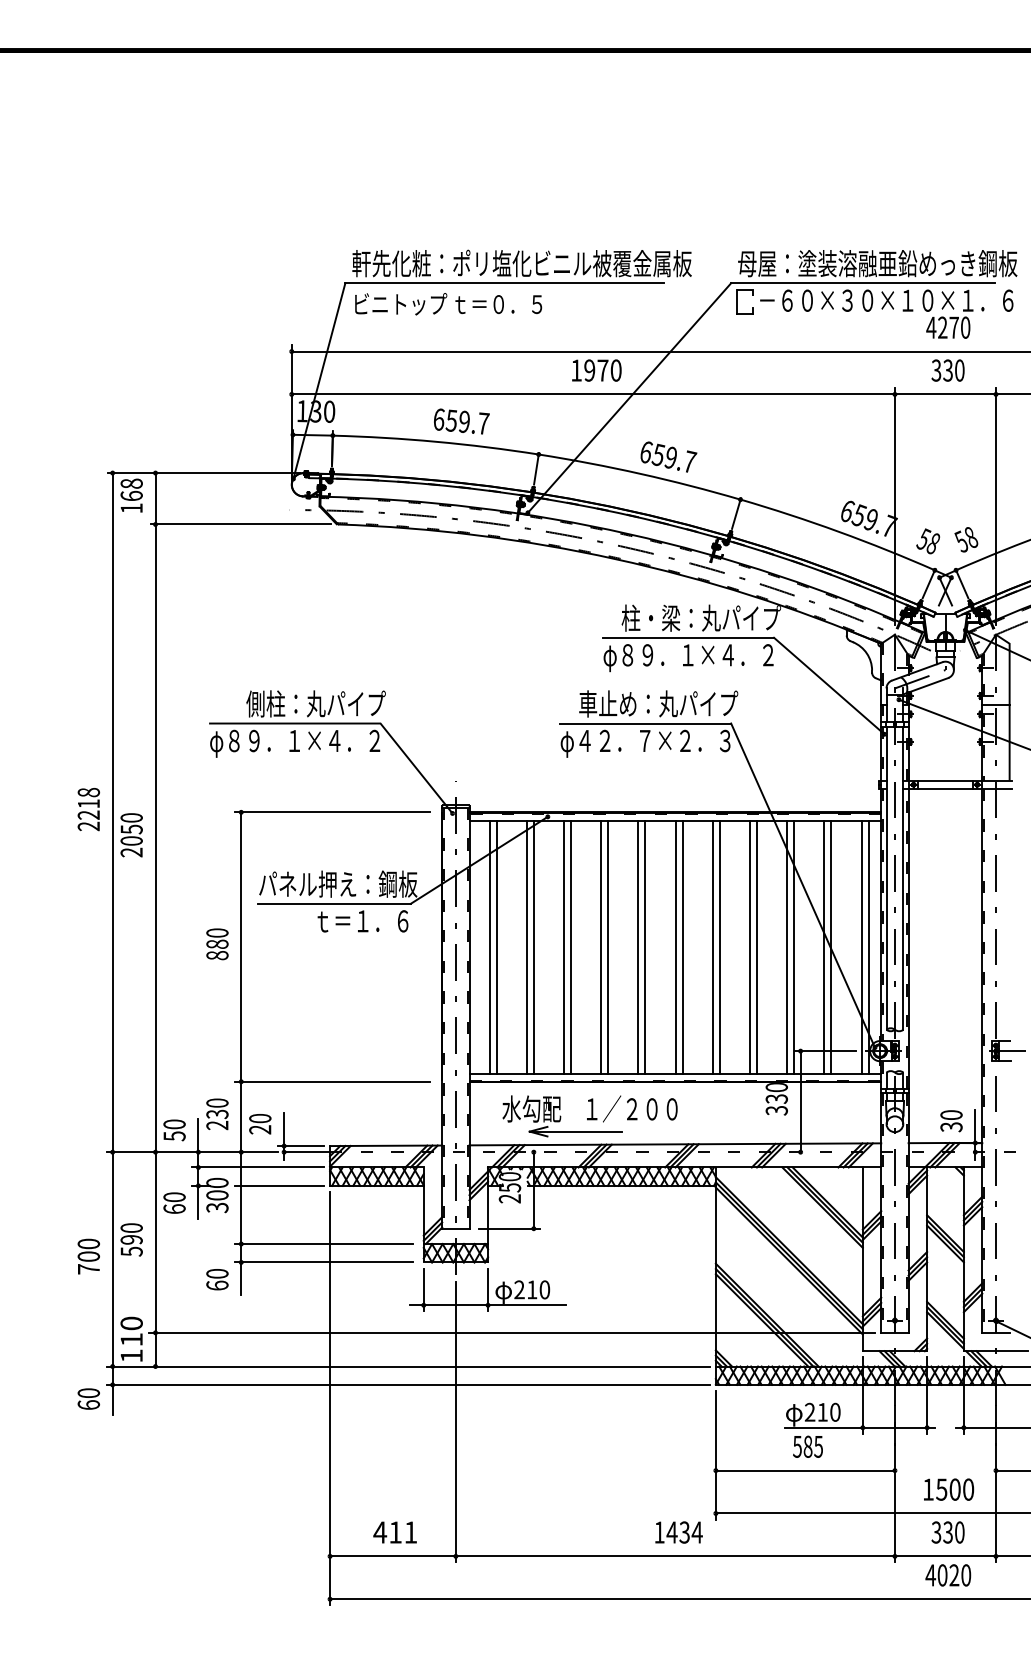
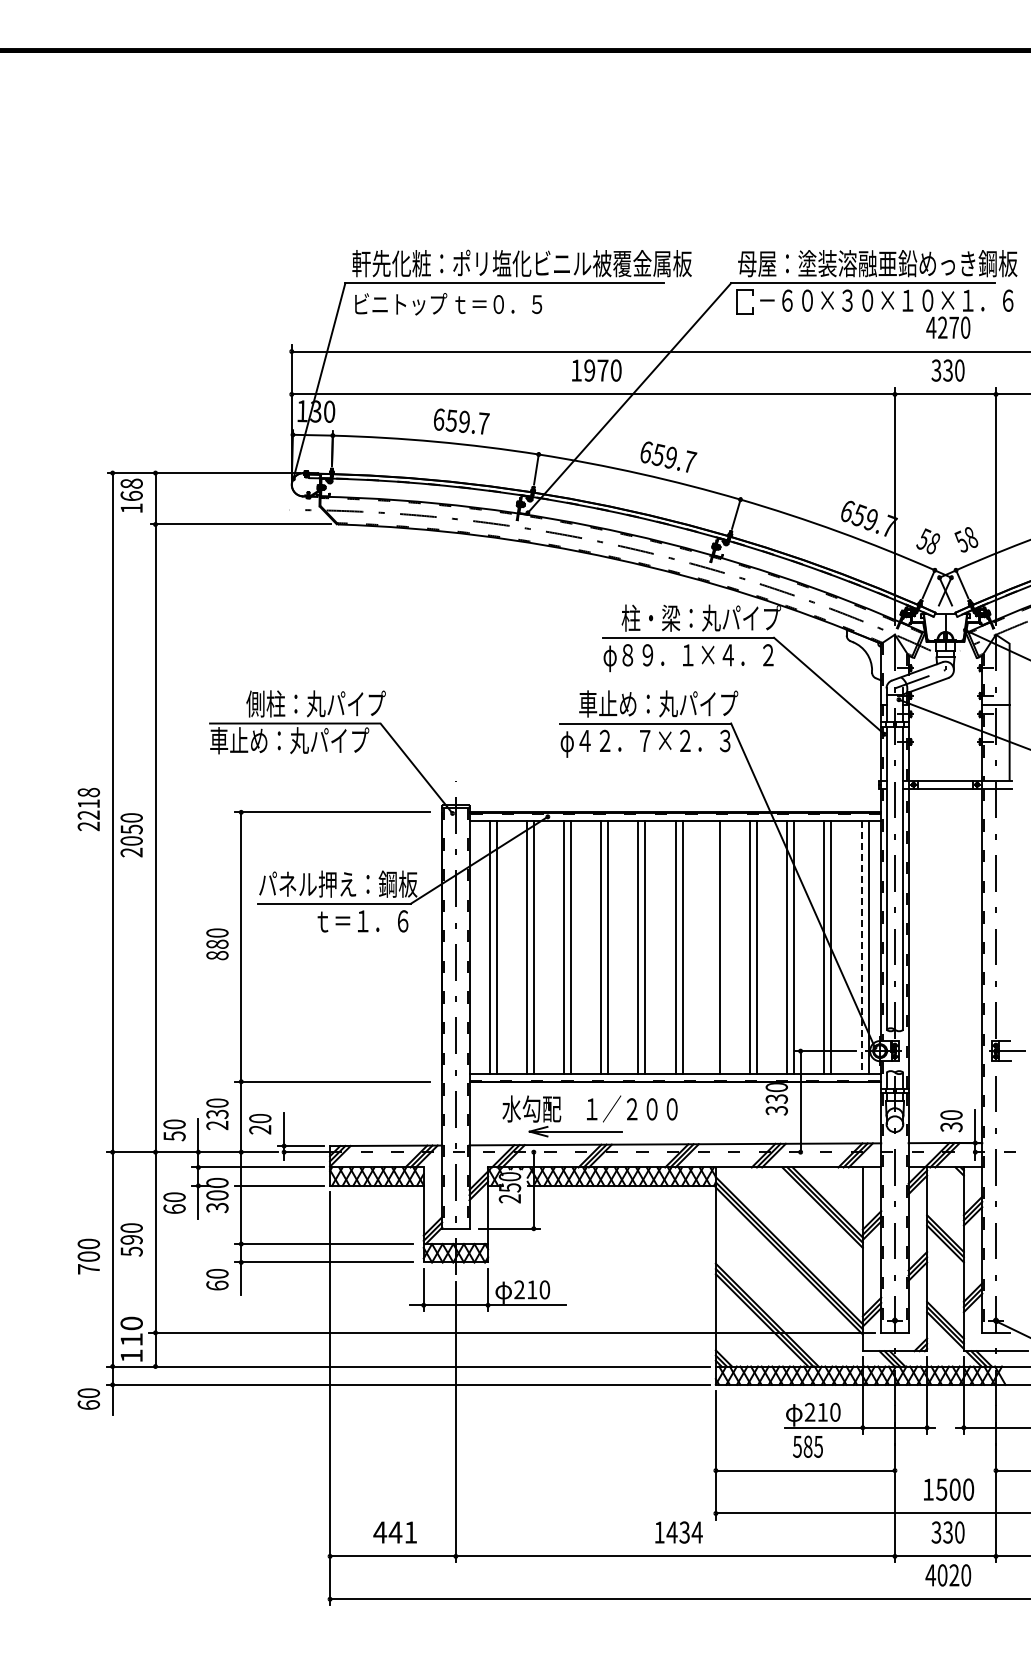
text: φ８９．１×４．２ -> 車止め：丸パイプ (295, 742)
line: present -> none (712, 946)
line: solid -> dashed (861, 947)
text: 411 -> 441 (395, 1532)
